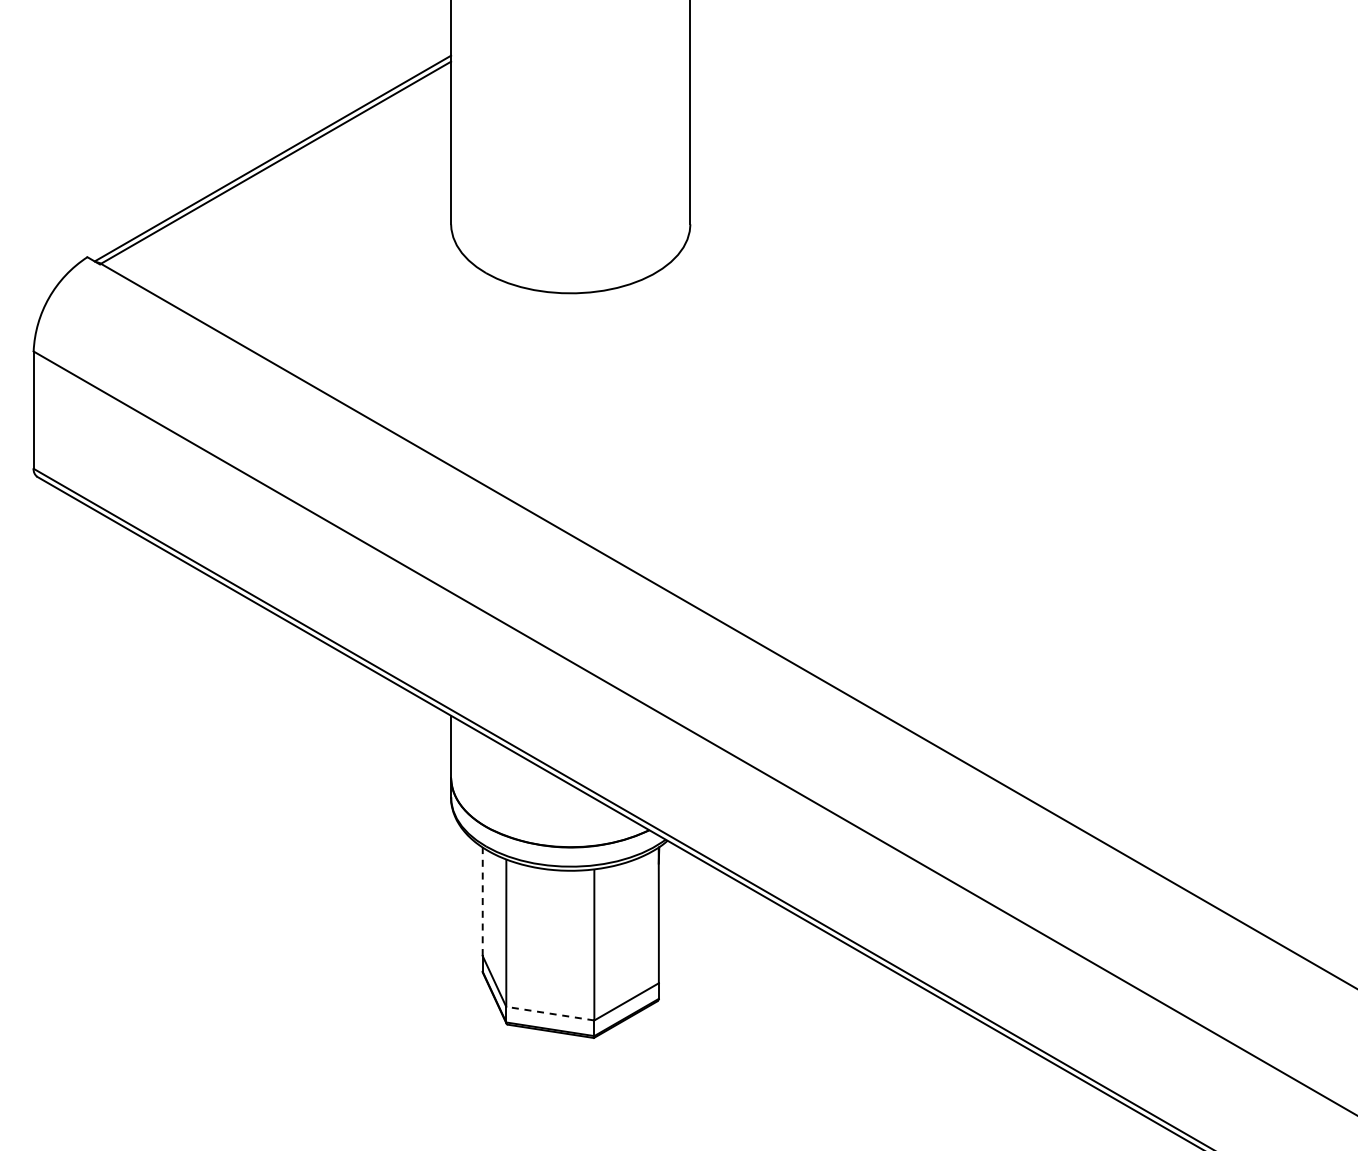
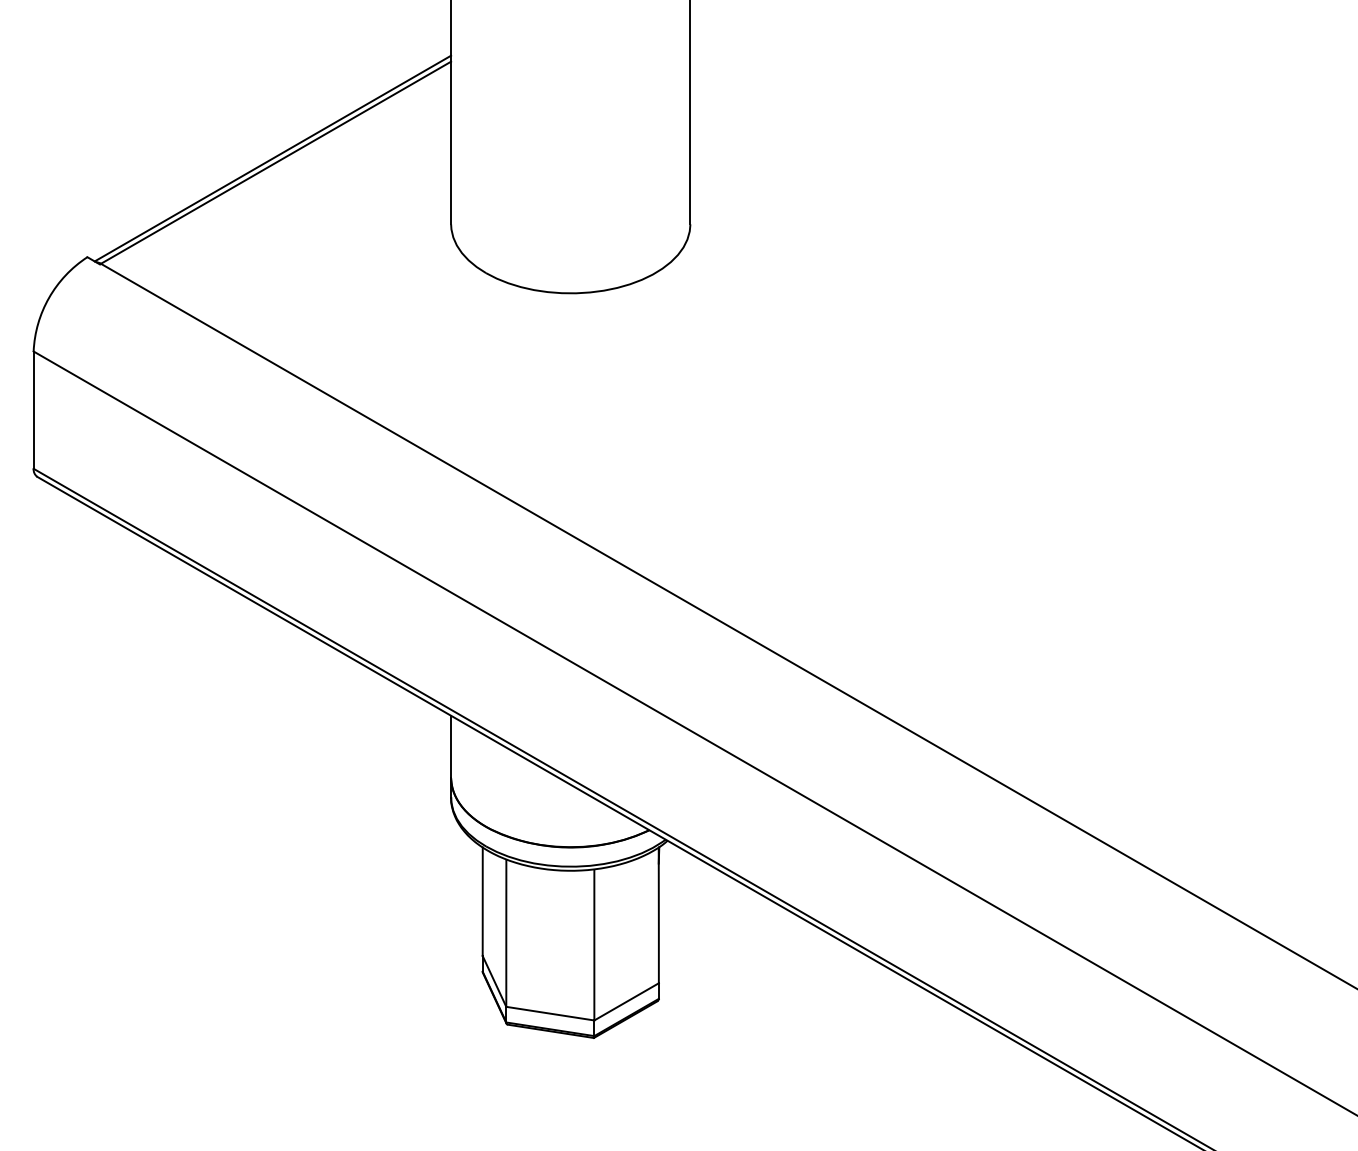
line: dashed -> solid (482, 901)
line: dashed -> solid (550, 1013)
